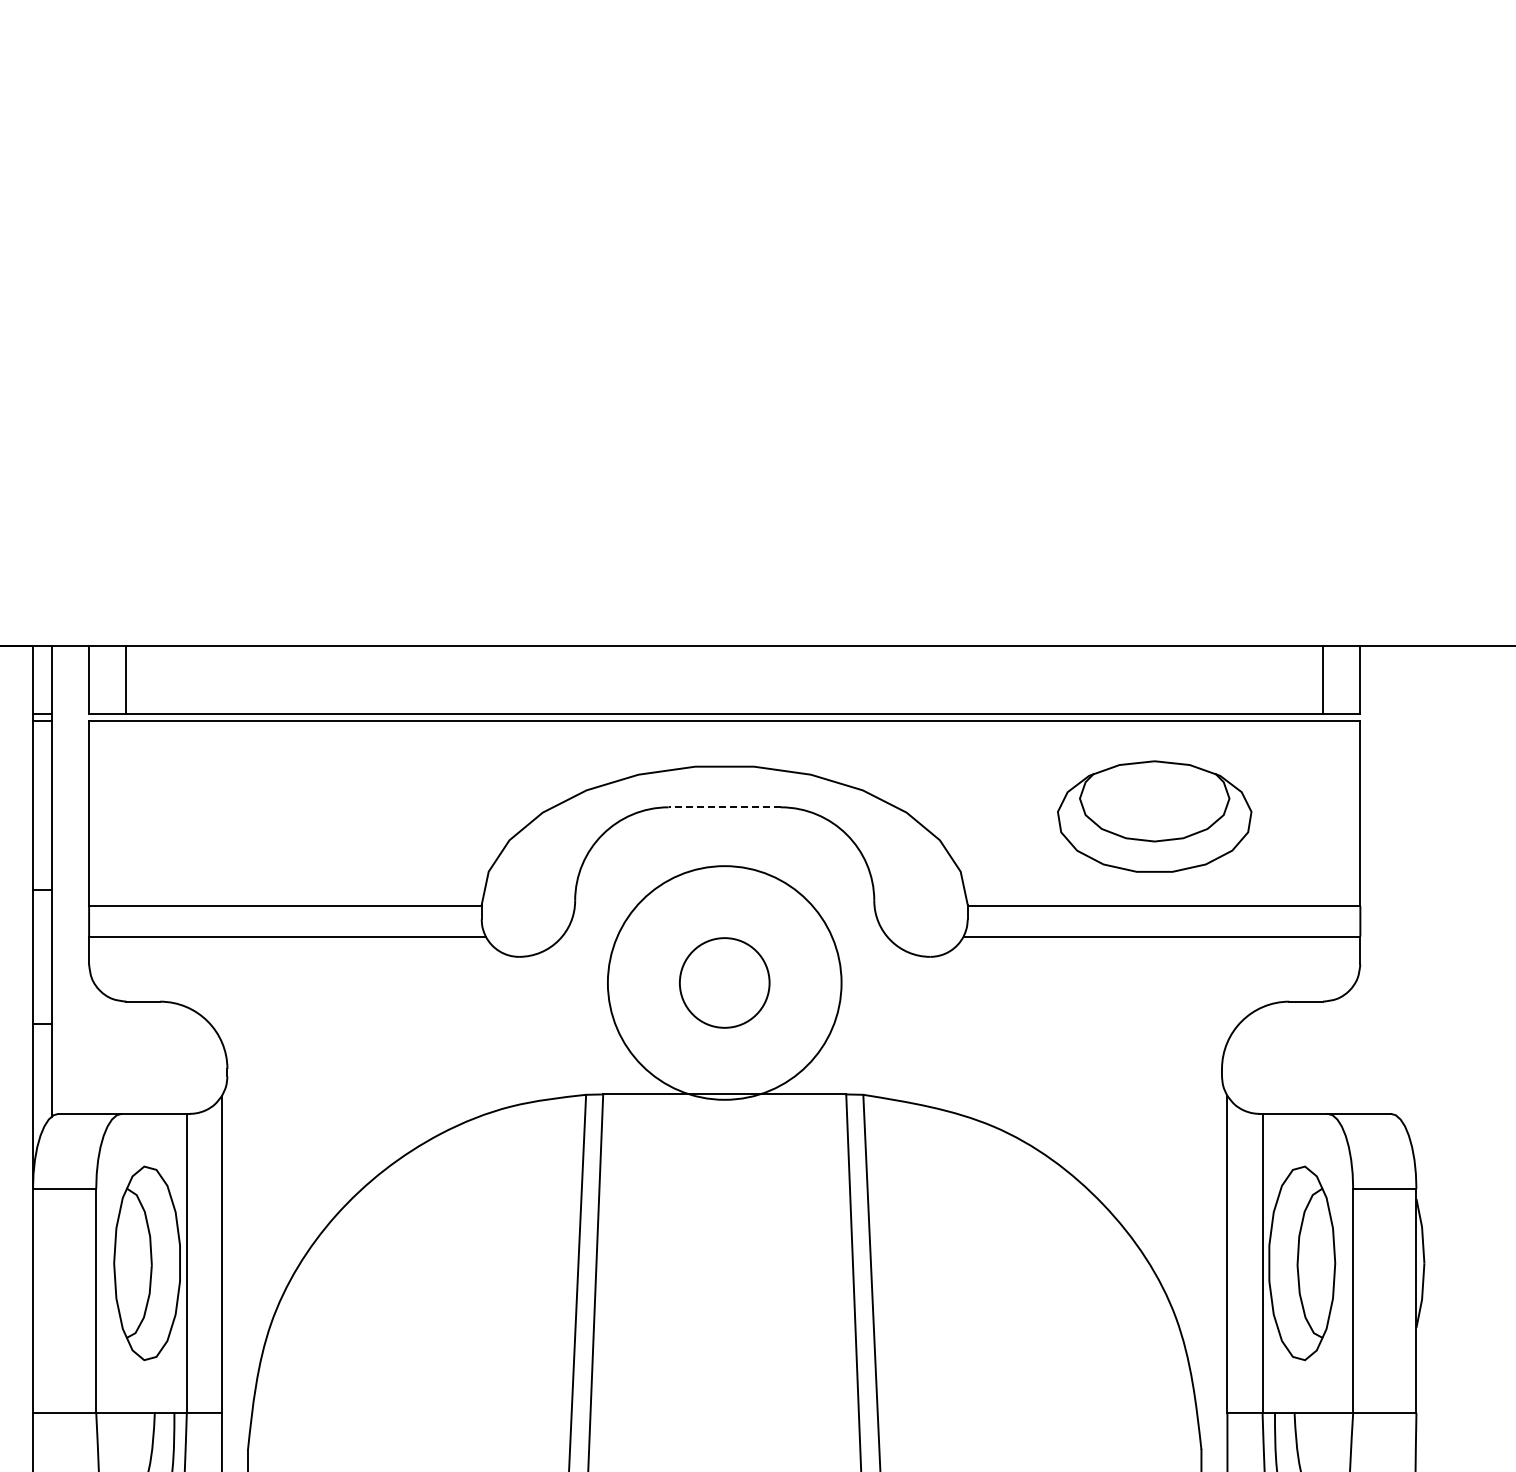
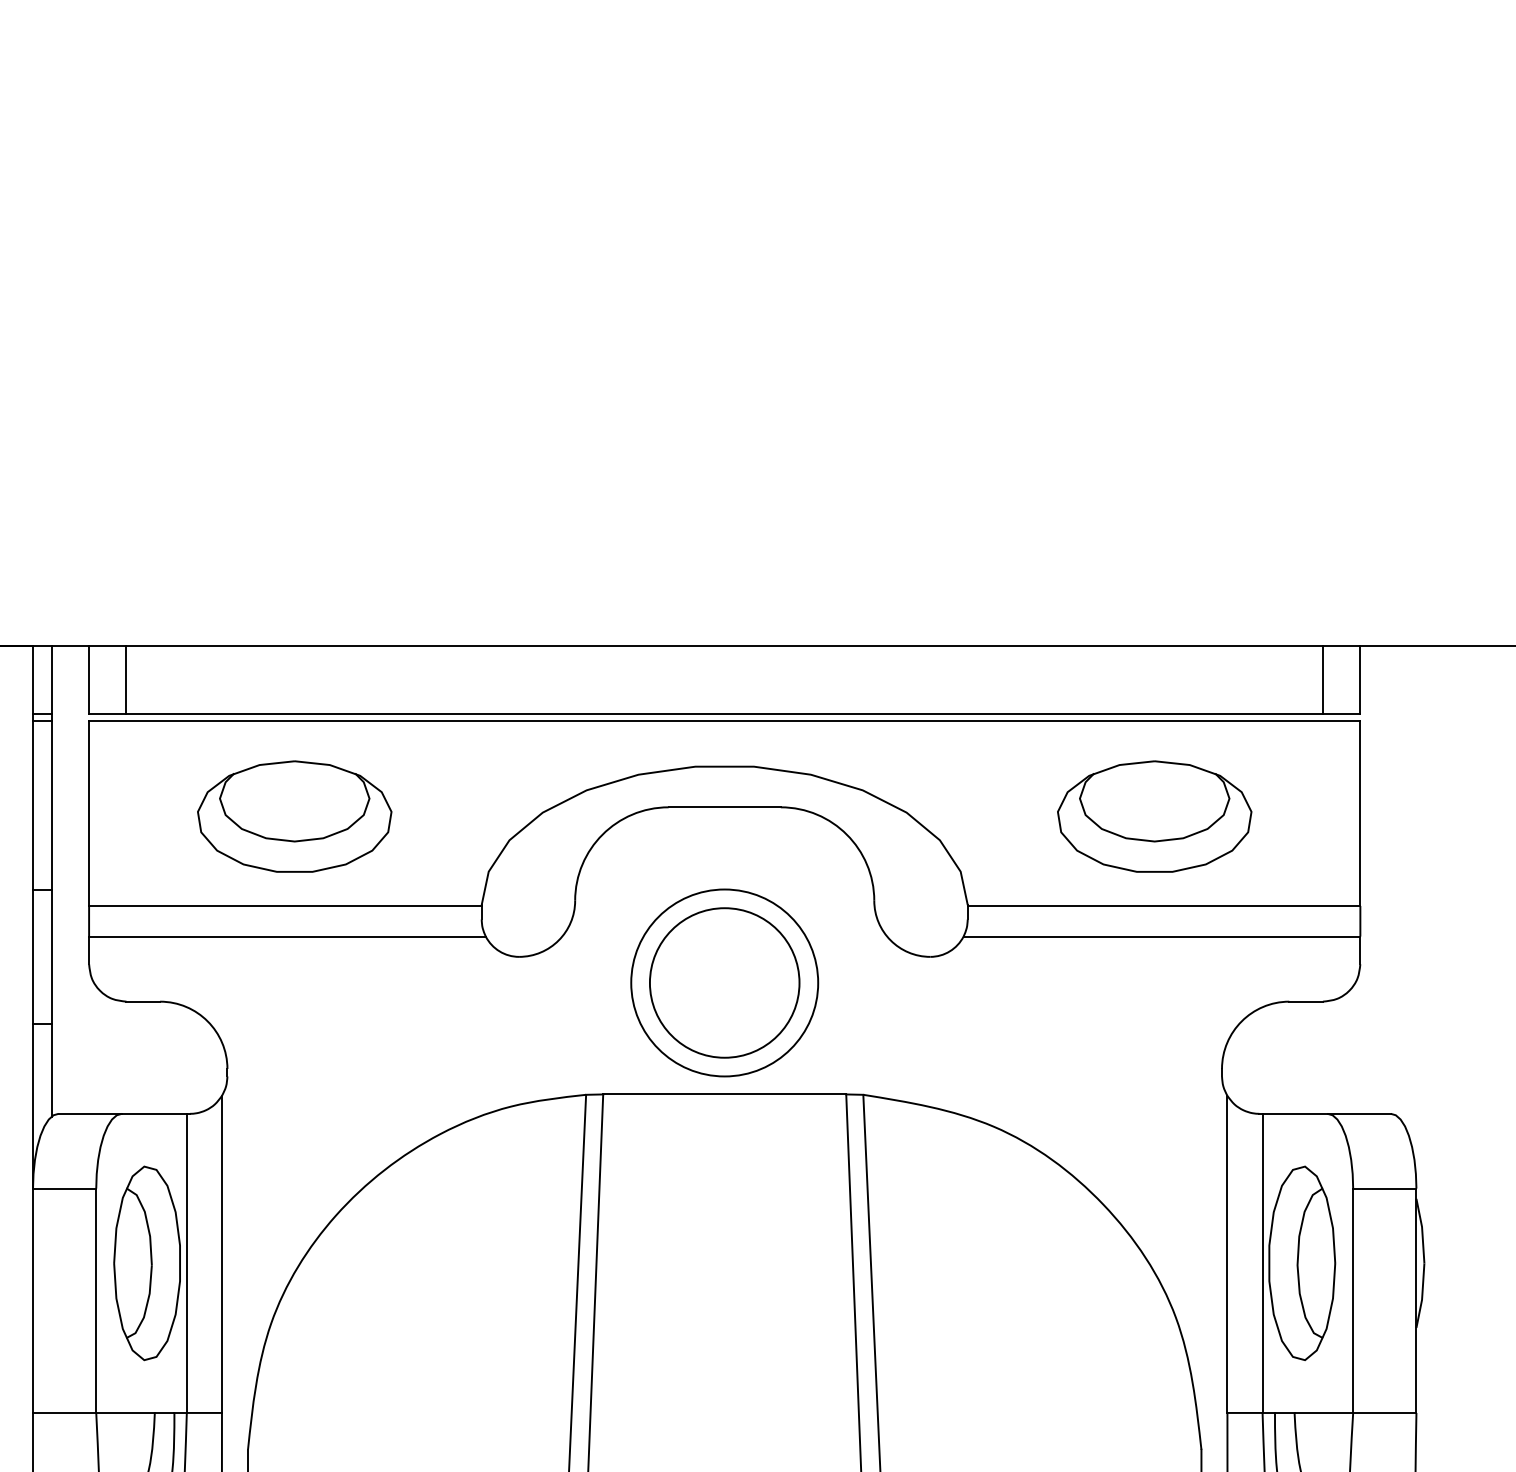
line: dashed -> solid (724, 807)
part: none -> present (294, 816)
circle diameter: 234 px -> 187 px (724, 982)
circle diameter: 90 px -> 150 px (724, 982)
